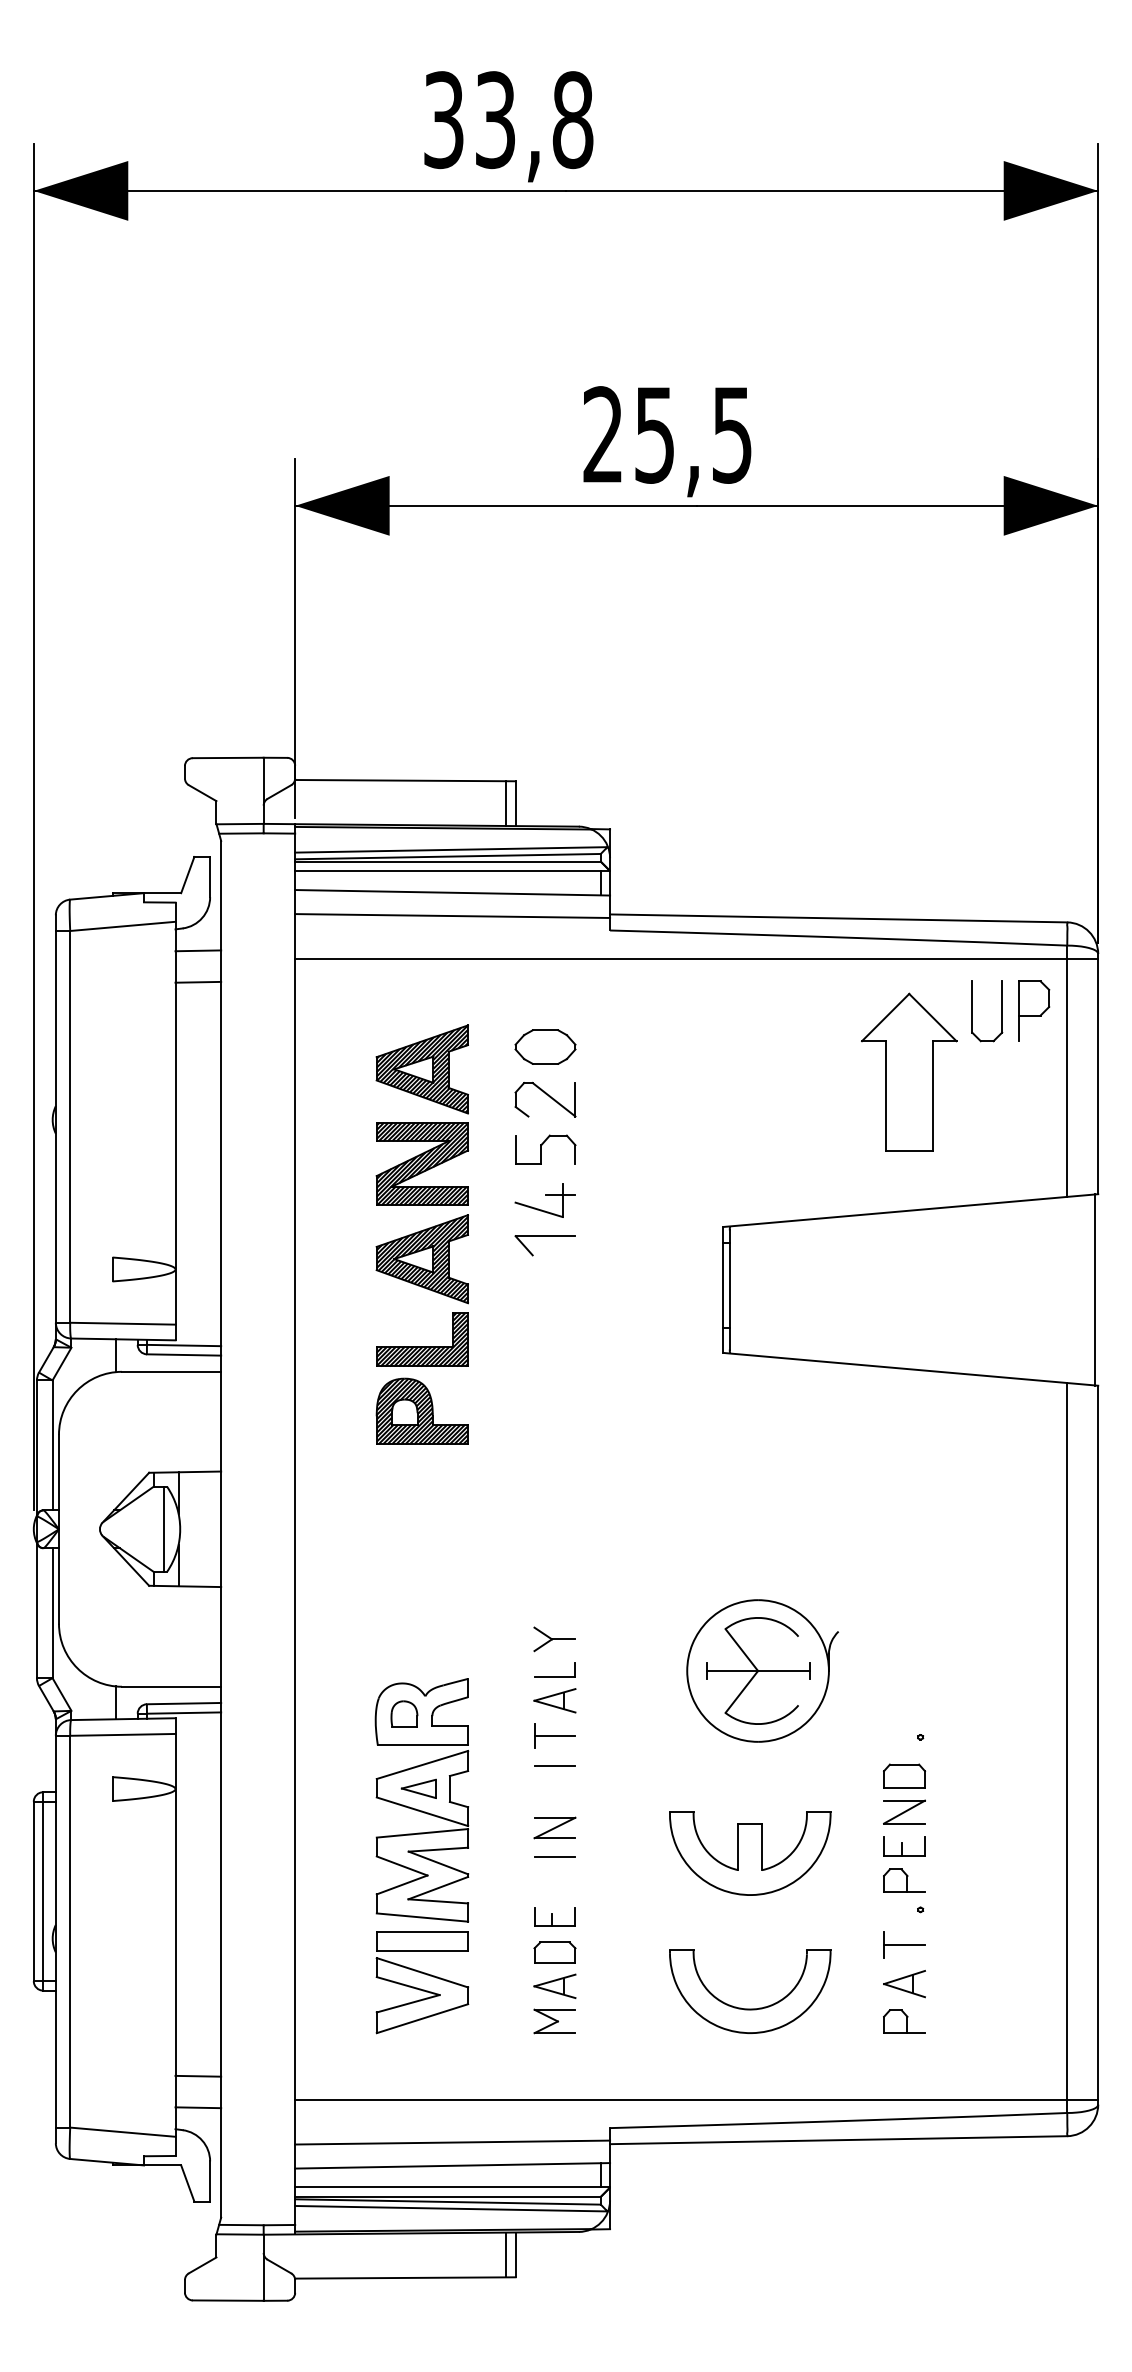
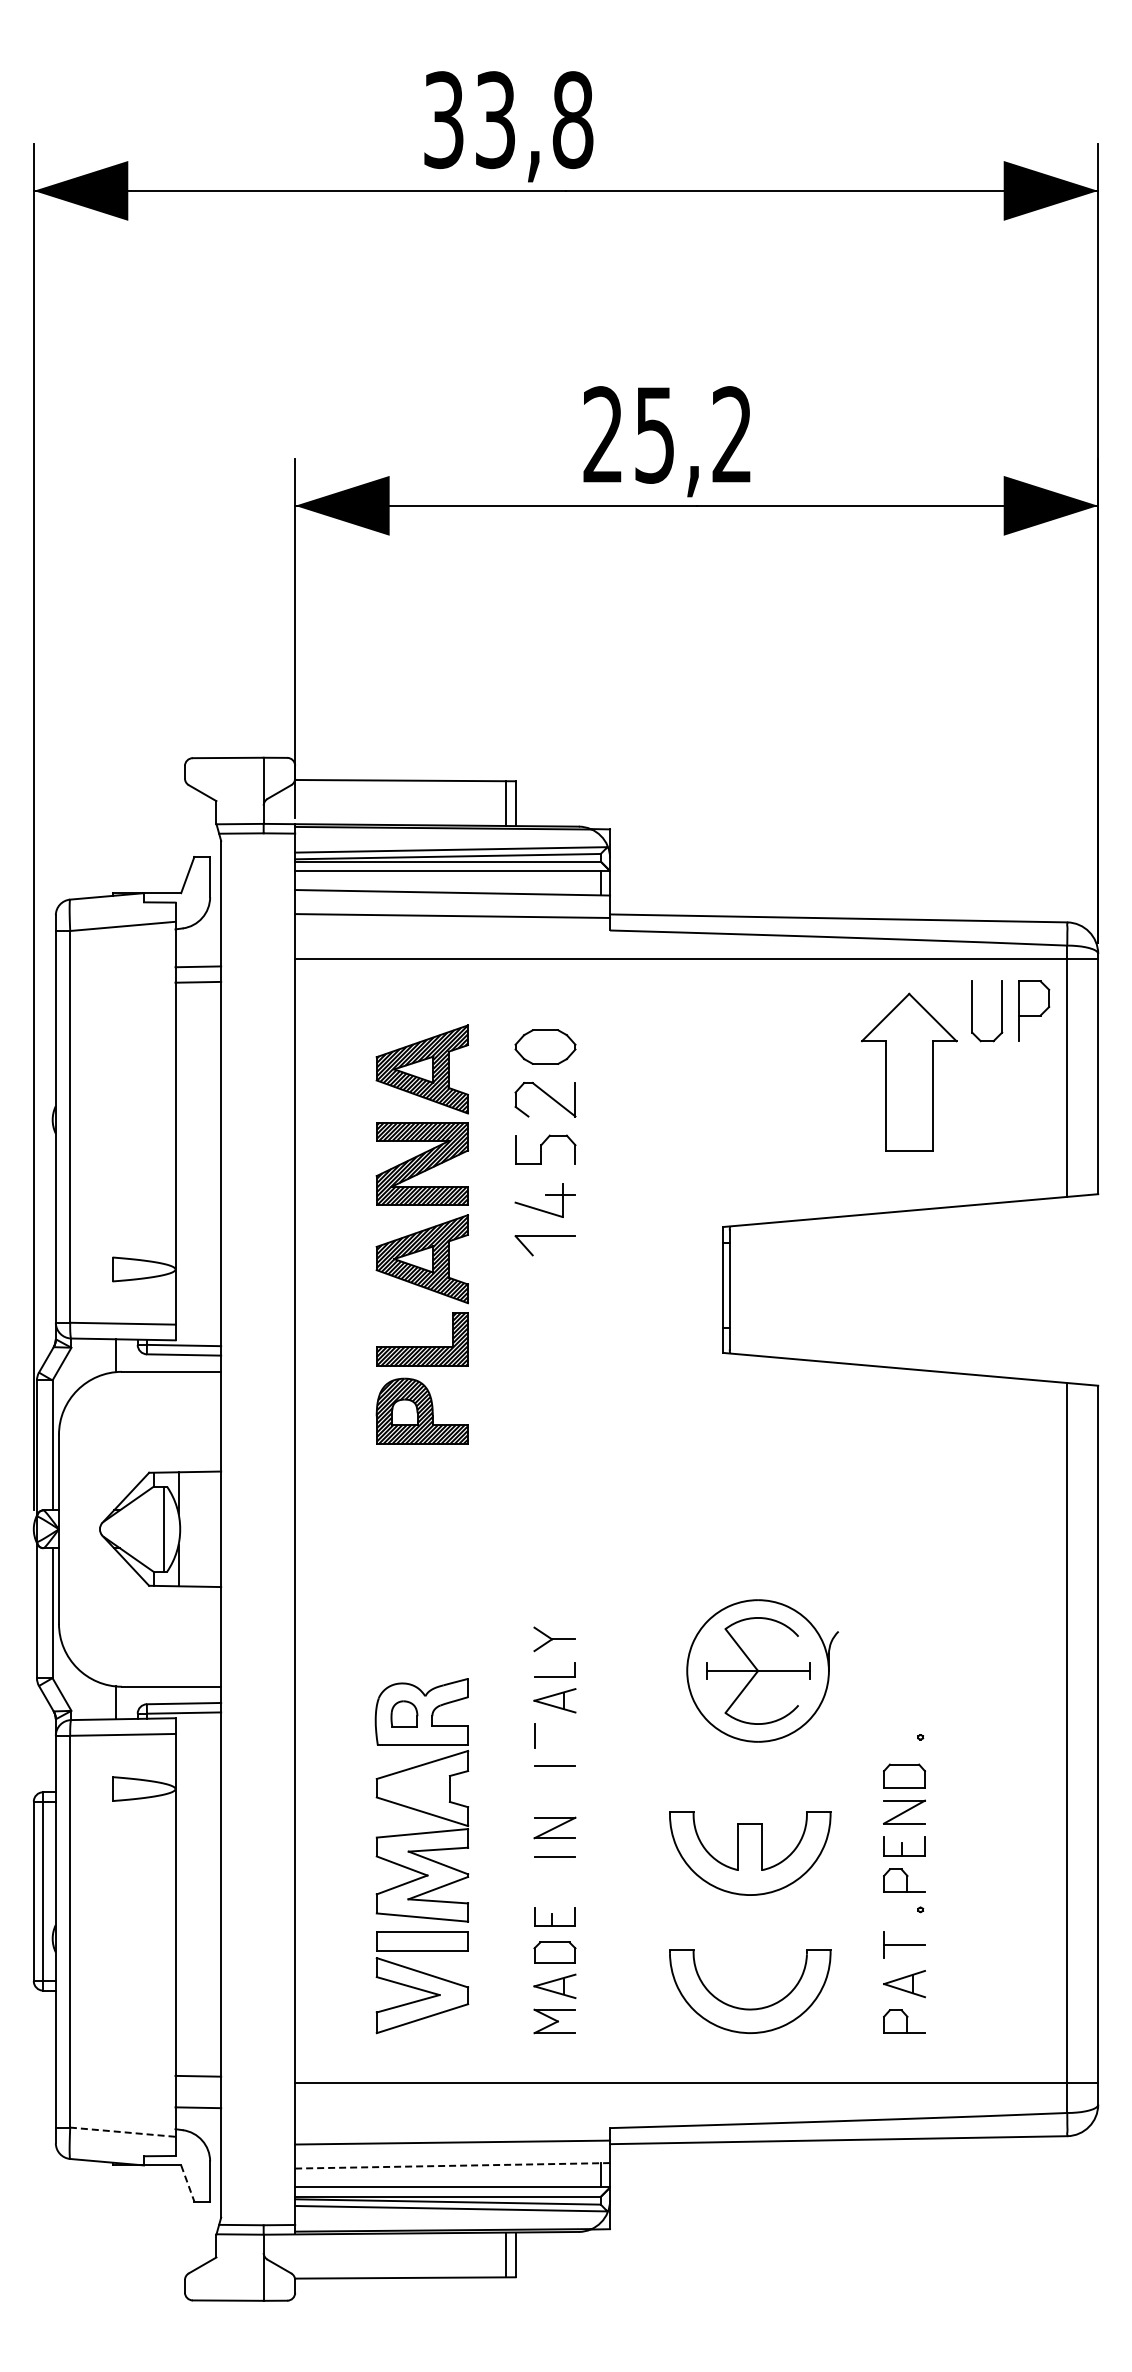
text: 25,5 -> 25,2 (731, 434)
line position: (198, 950) -> (198, 966) (198, 966)
line: present -> none (1095, 1289)
line: present -> none (554, 1735)
part: present -> none (418, 1788)
line position: (696, 2099) -> (696, 2082) (696, 2082)
line: solid -> dashed (122, 2132)
line: solid -> dashed (452, 2165)
line: solid -> dashed (187, 2183)
